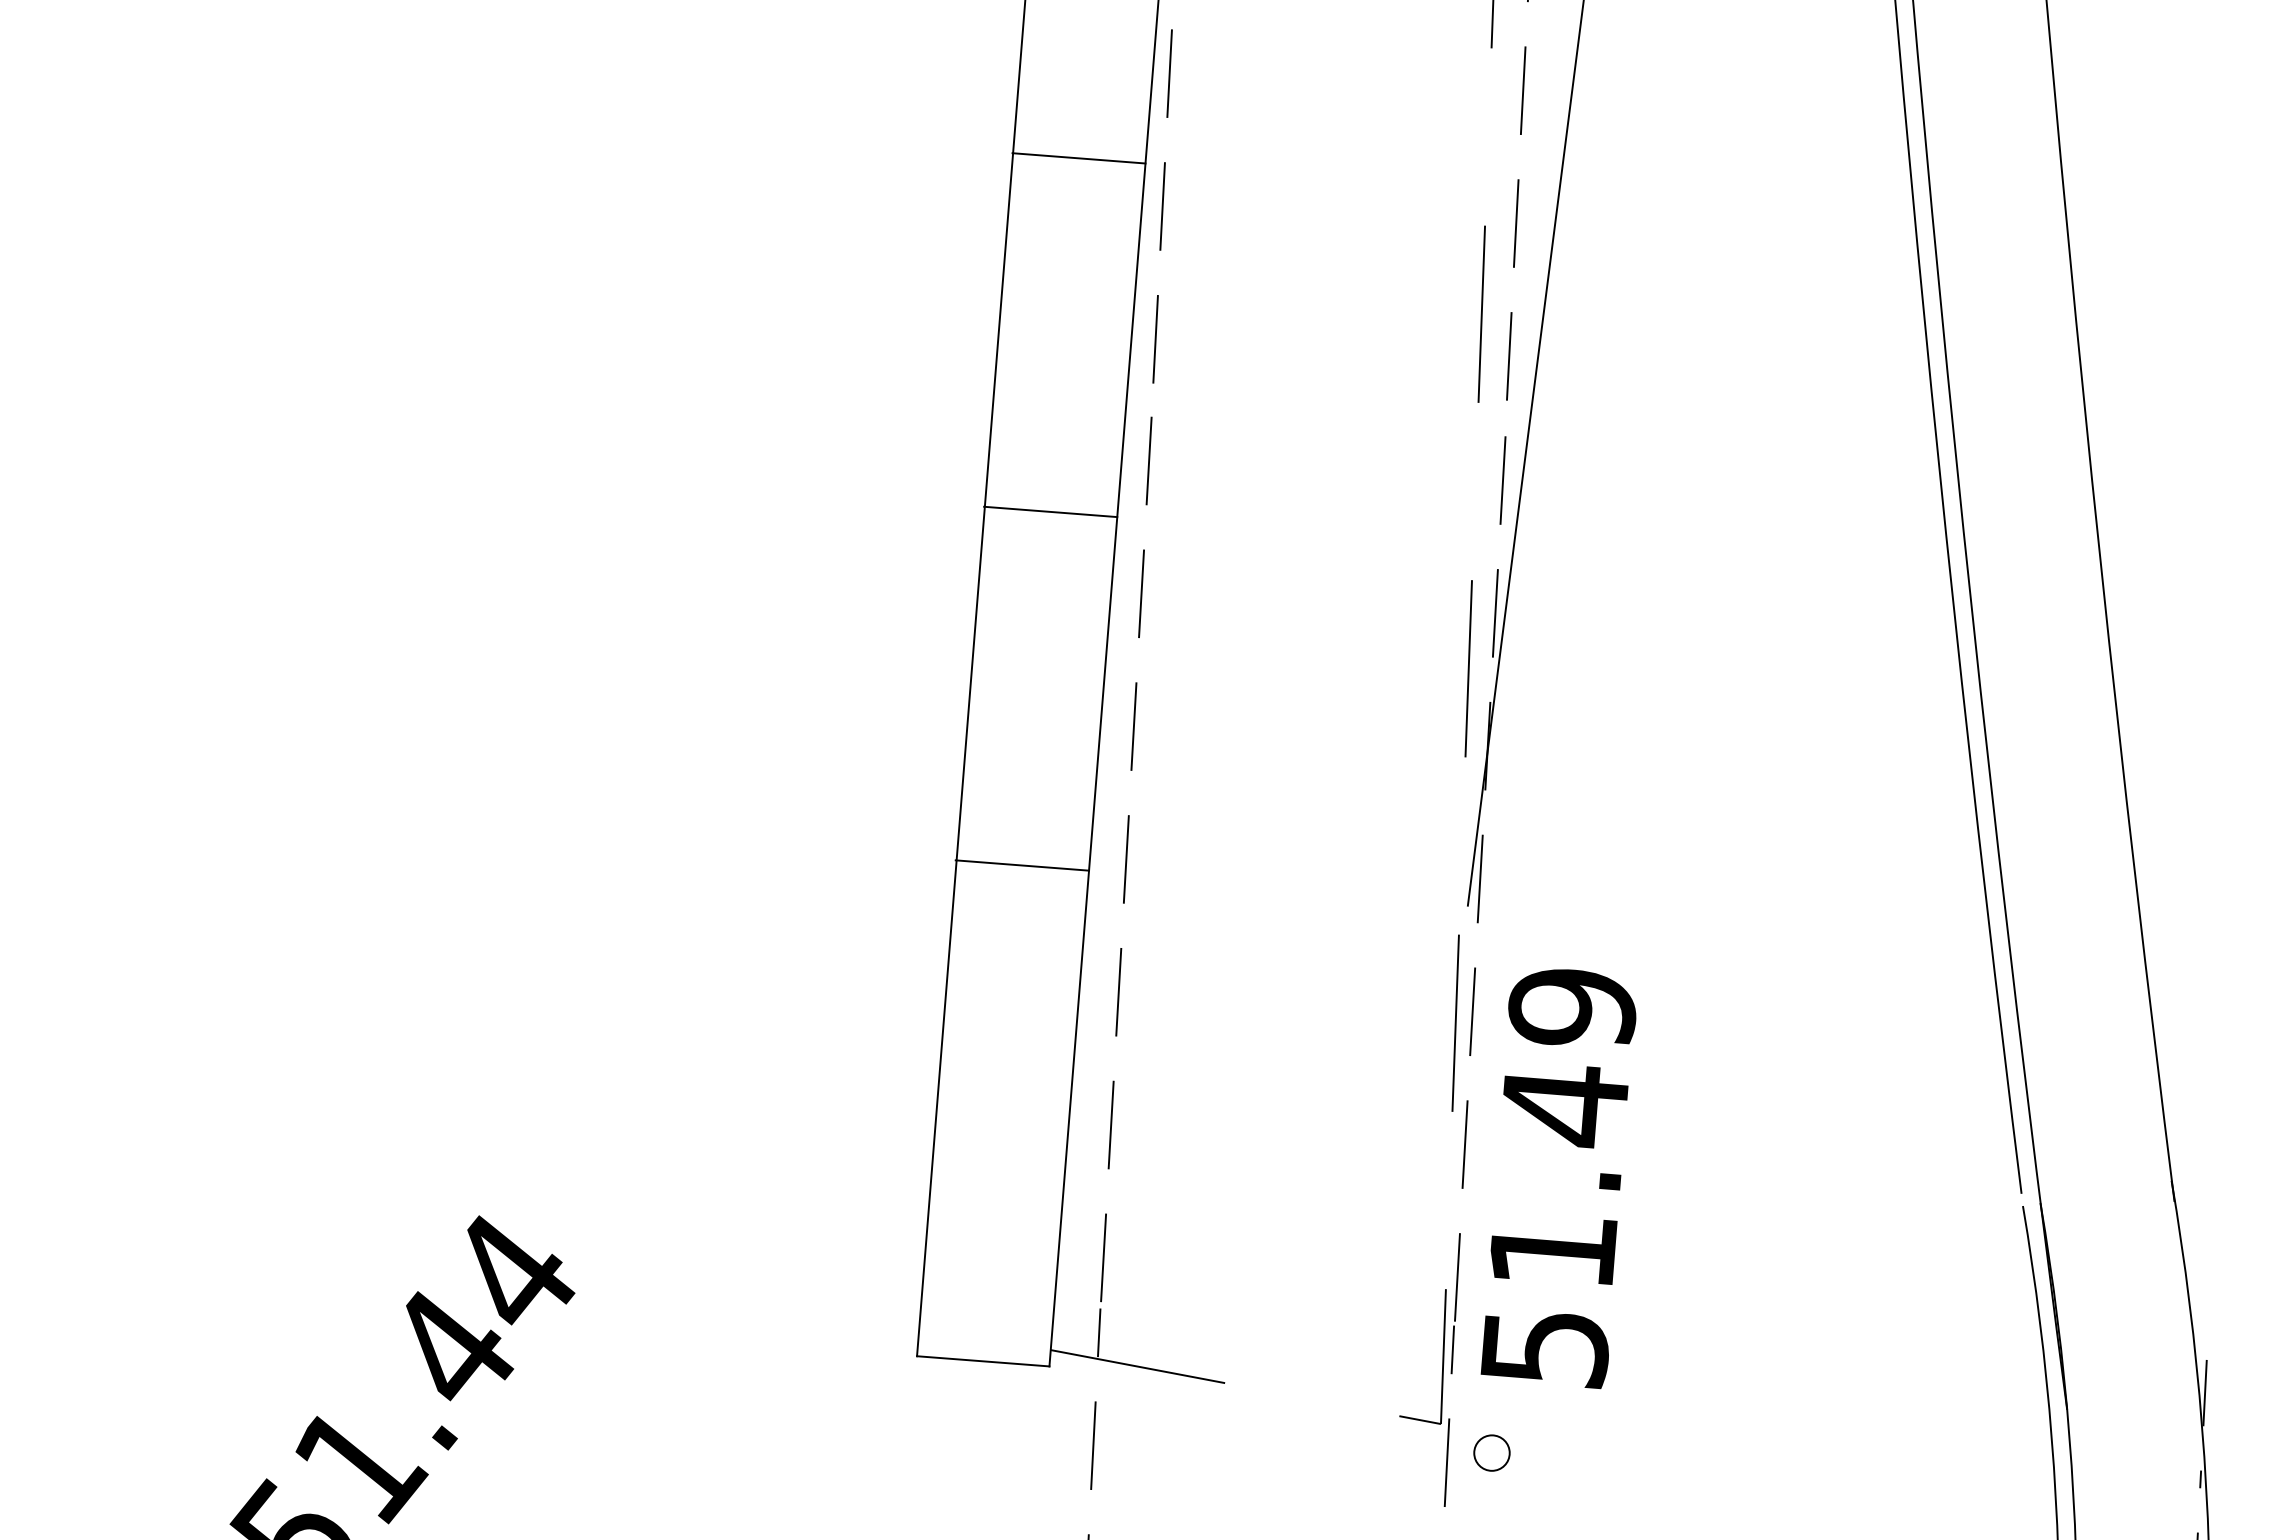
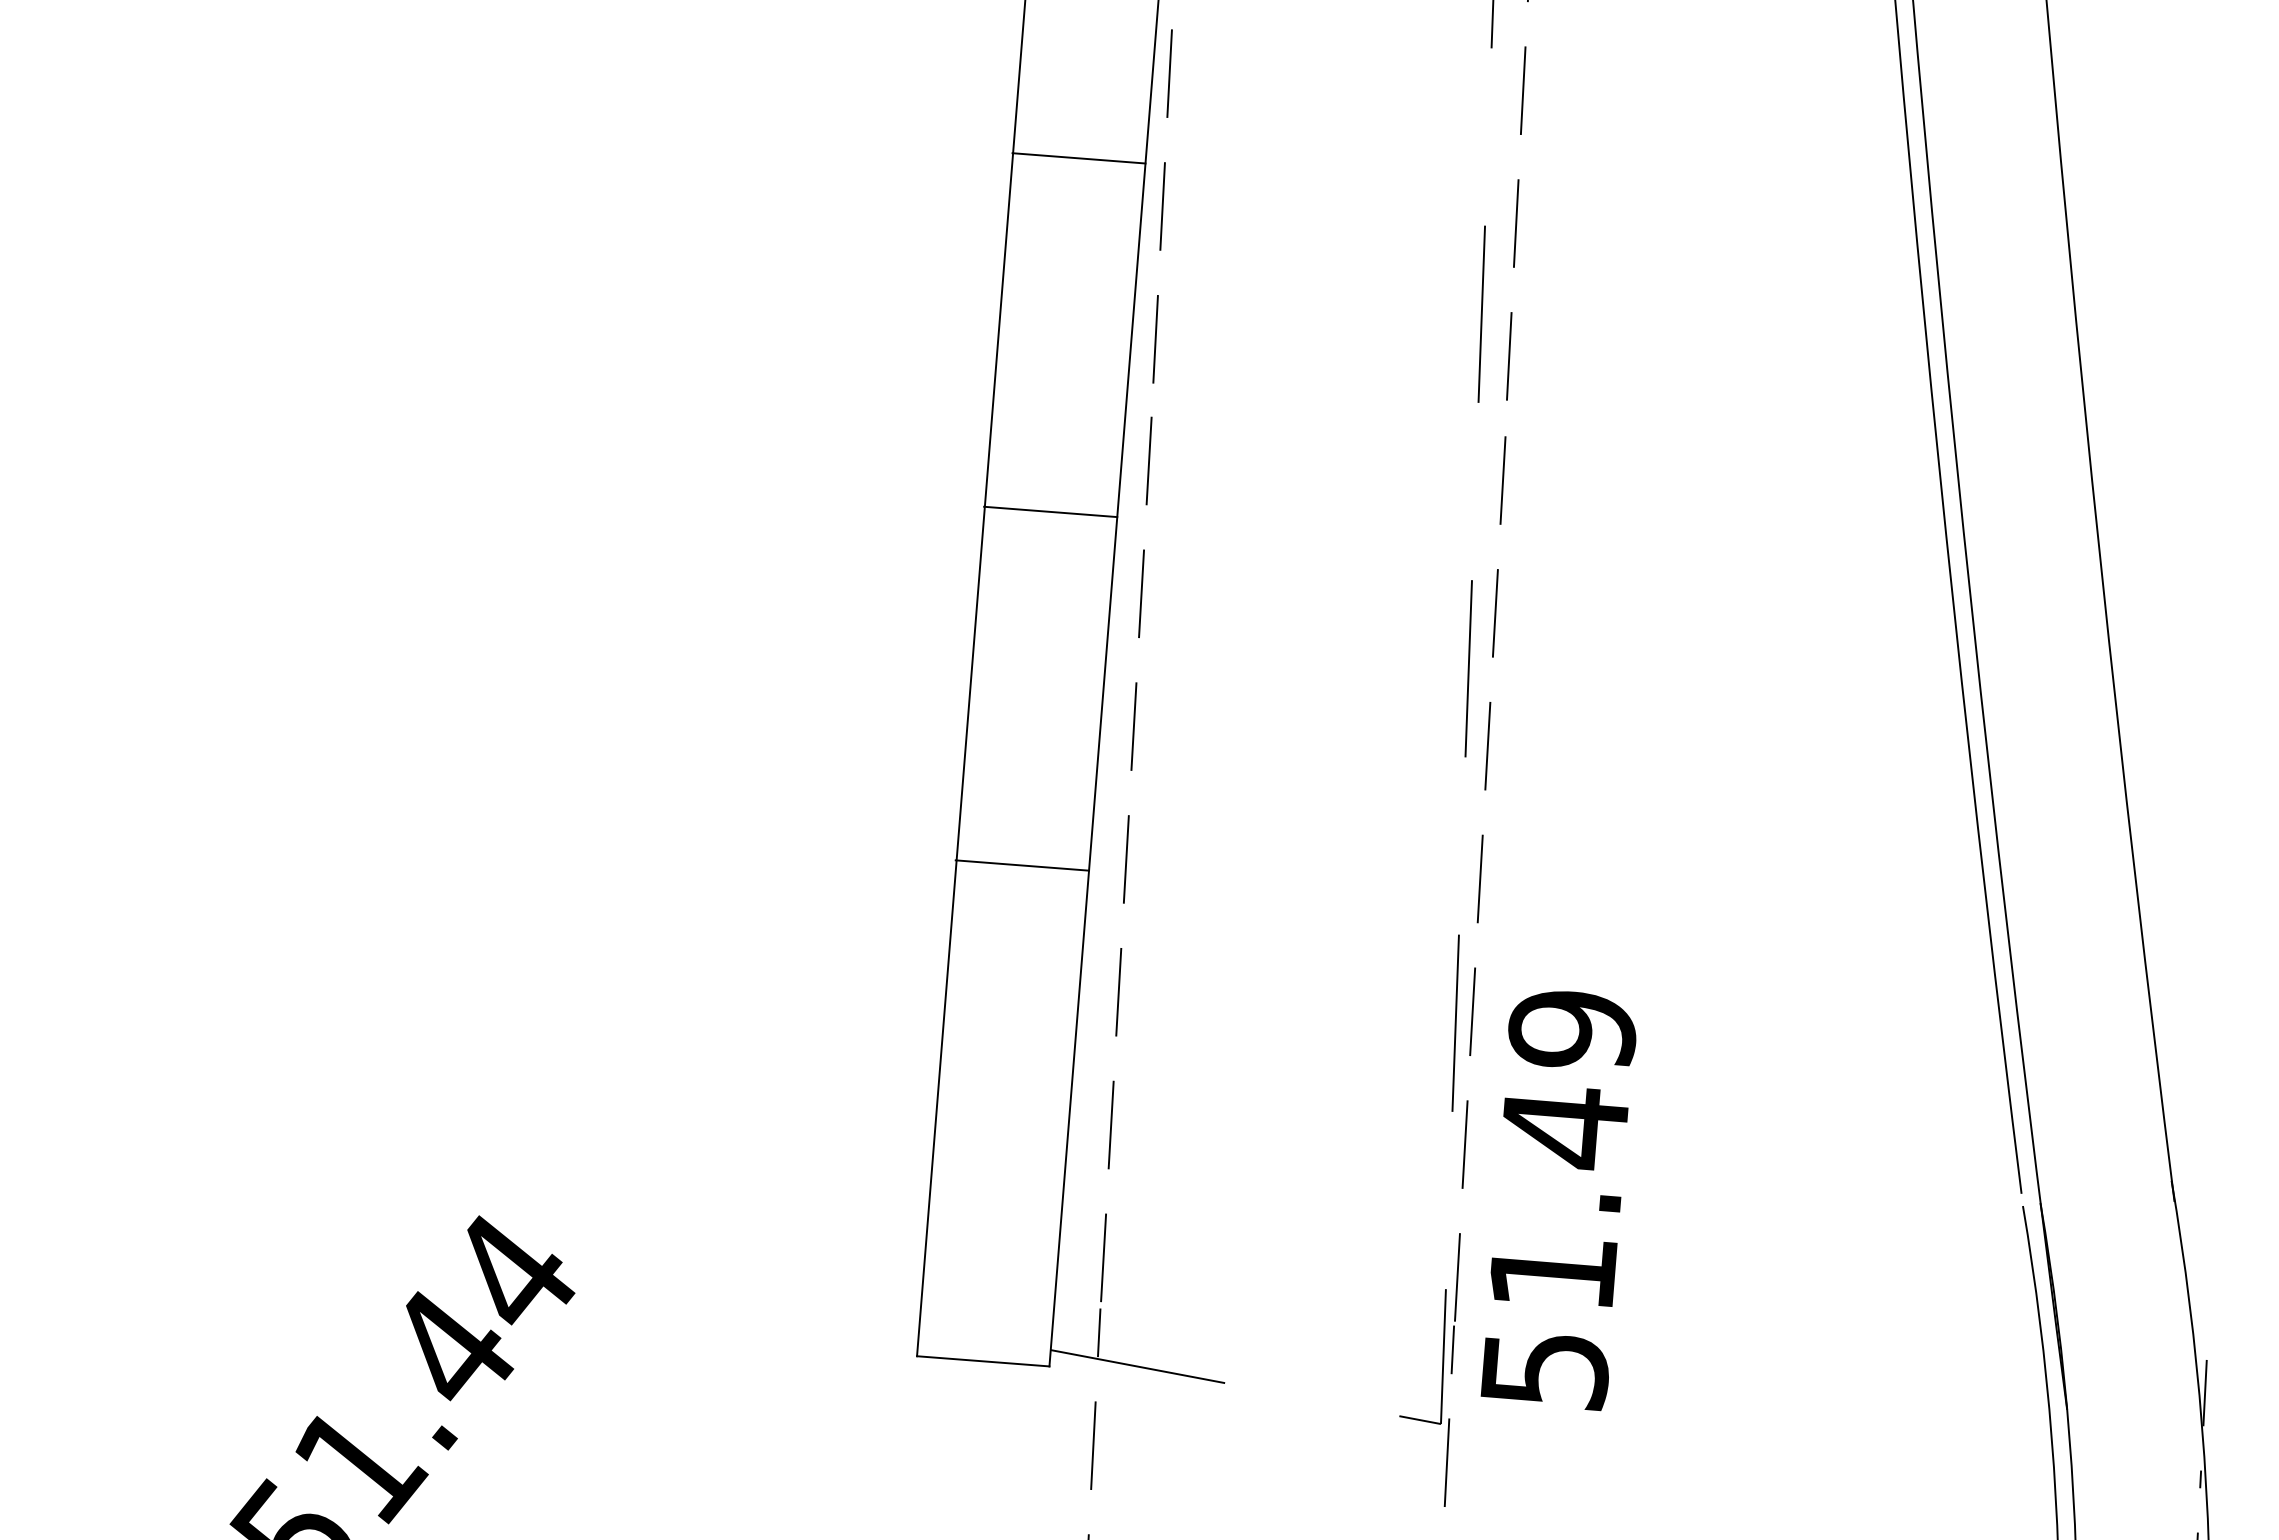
line: present -> none (1525, 453)
text position: (1558, 1179) -> (1558, 1201) (1558, 1201)
circle: present -> none (1491, 1452)
